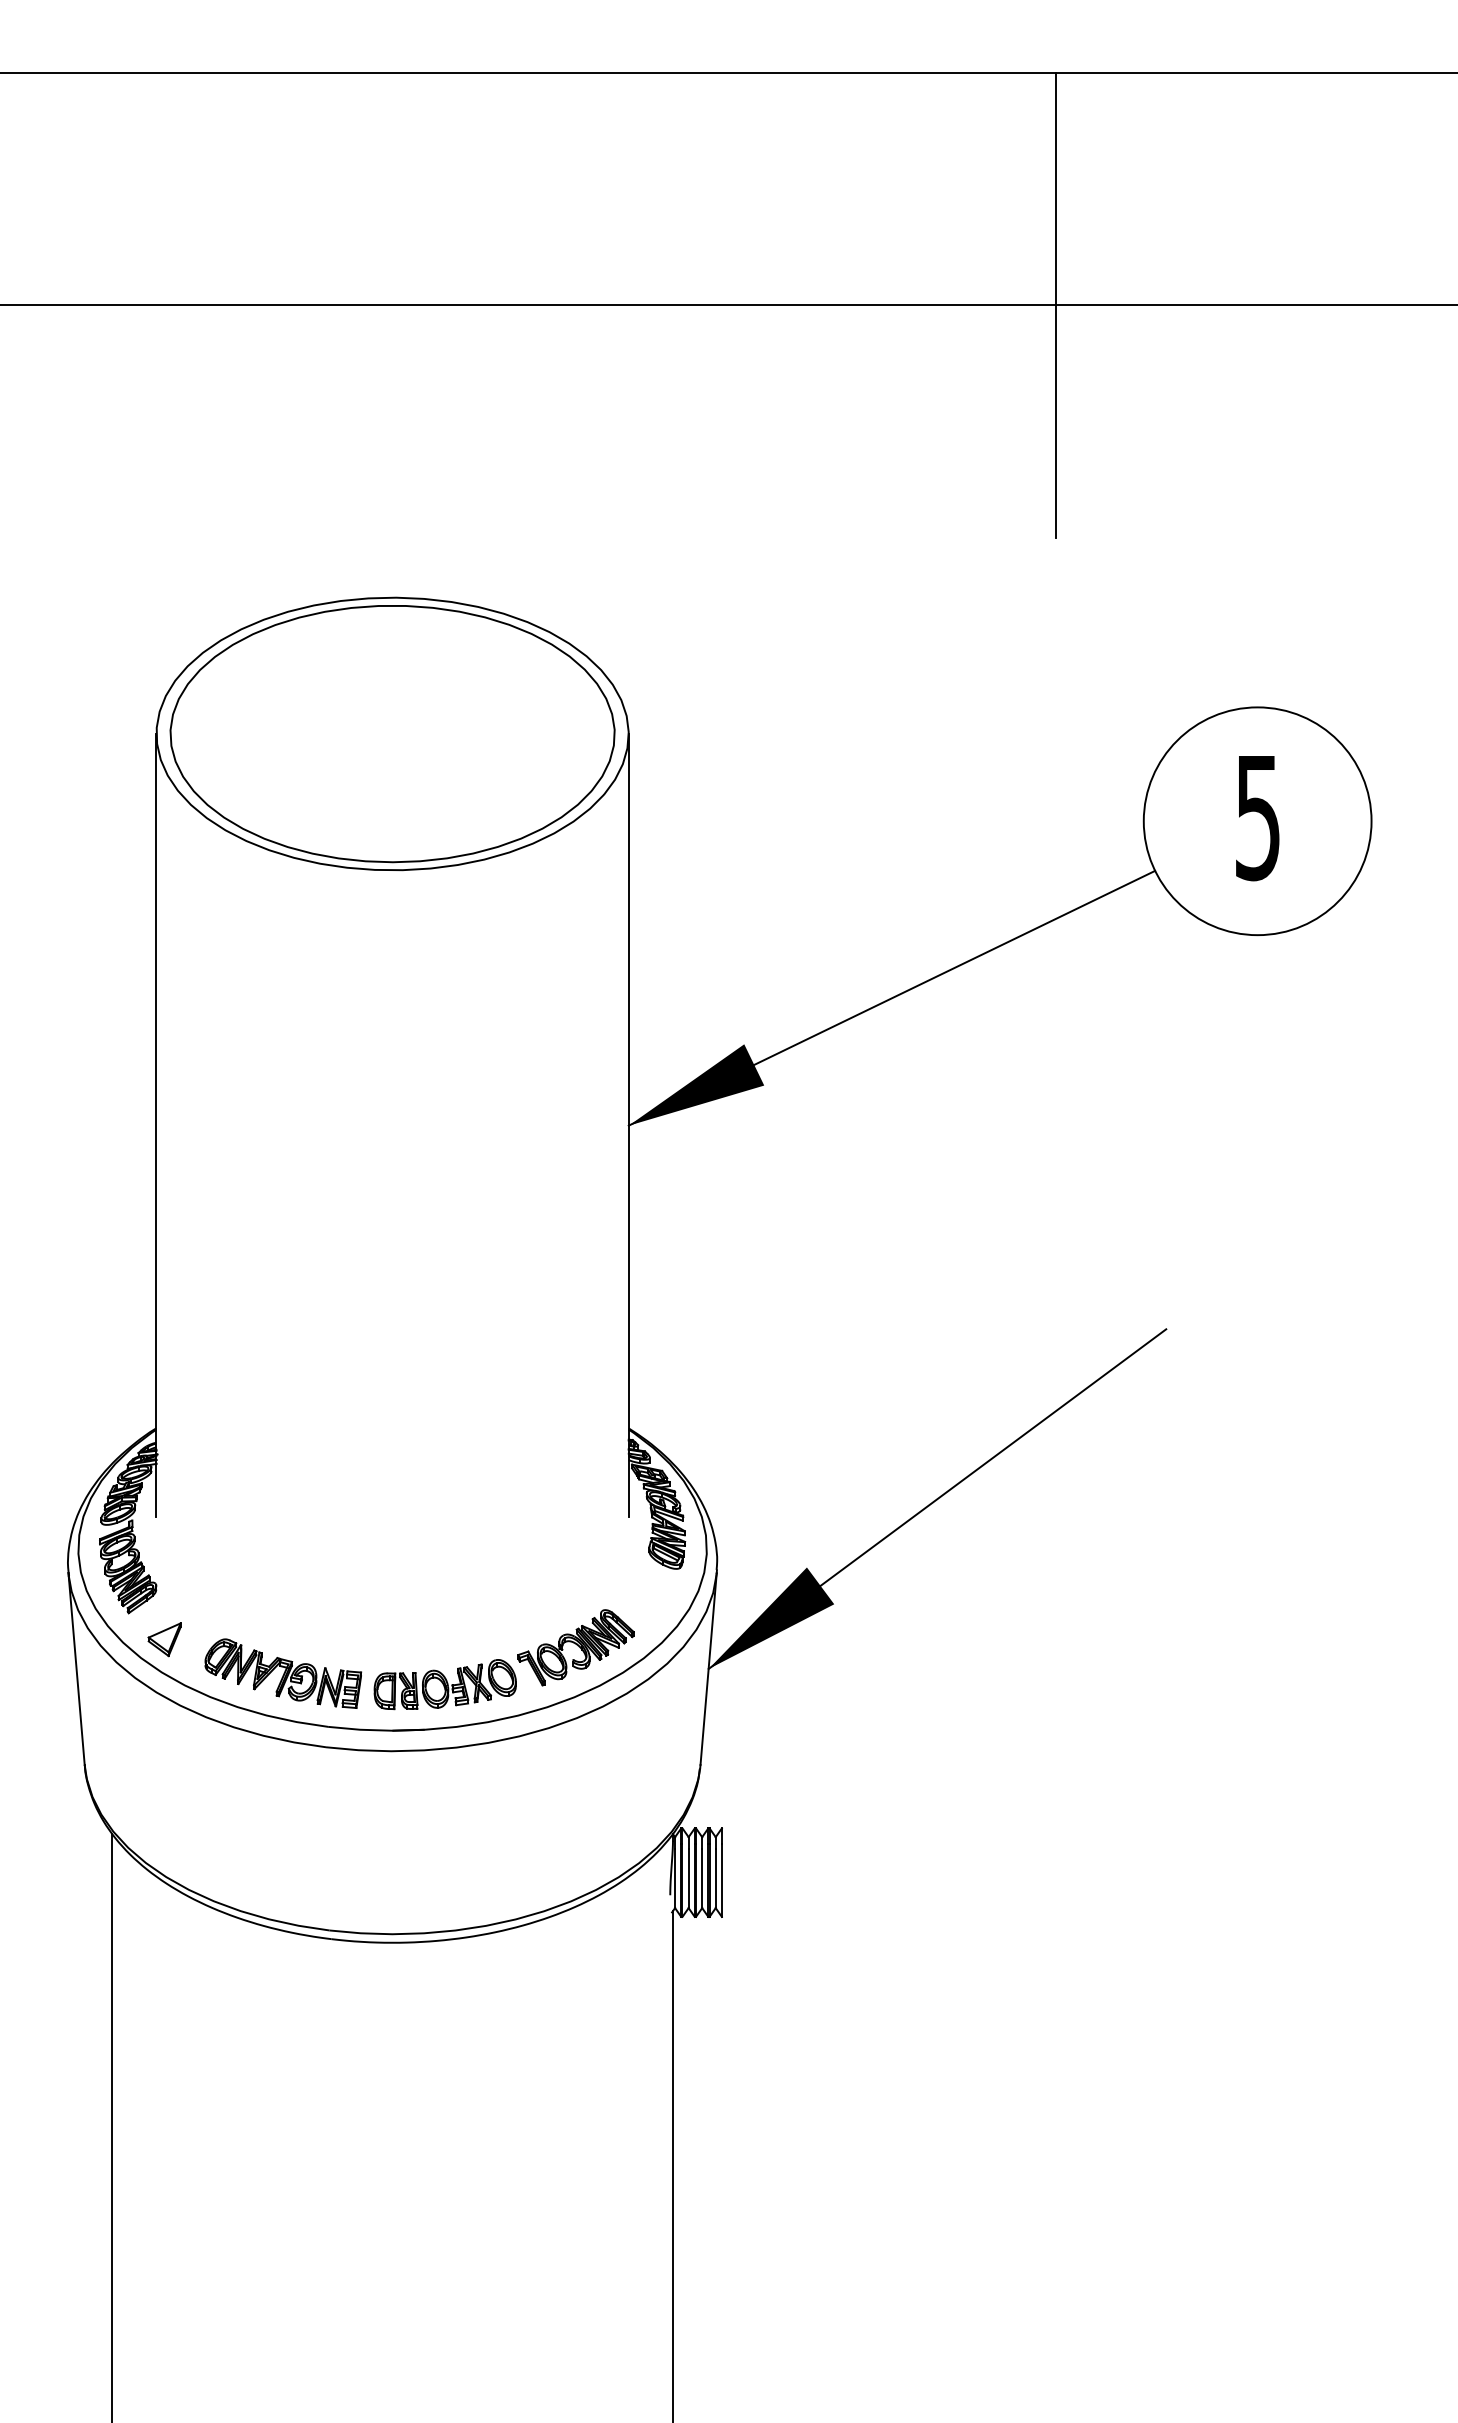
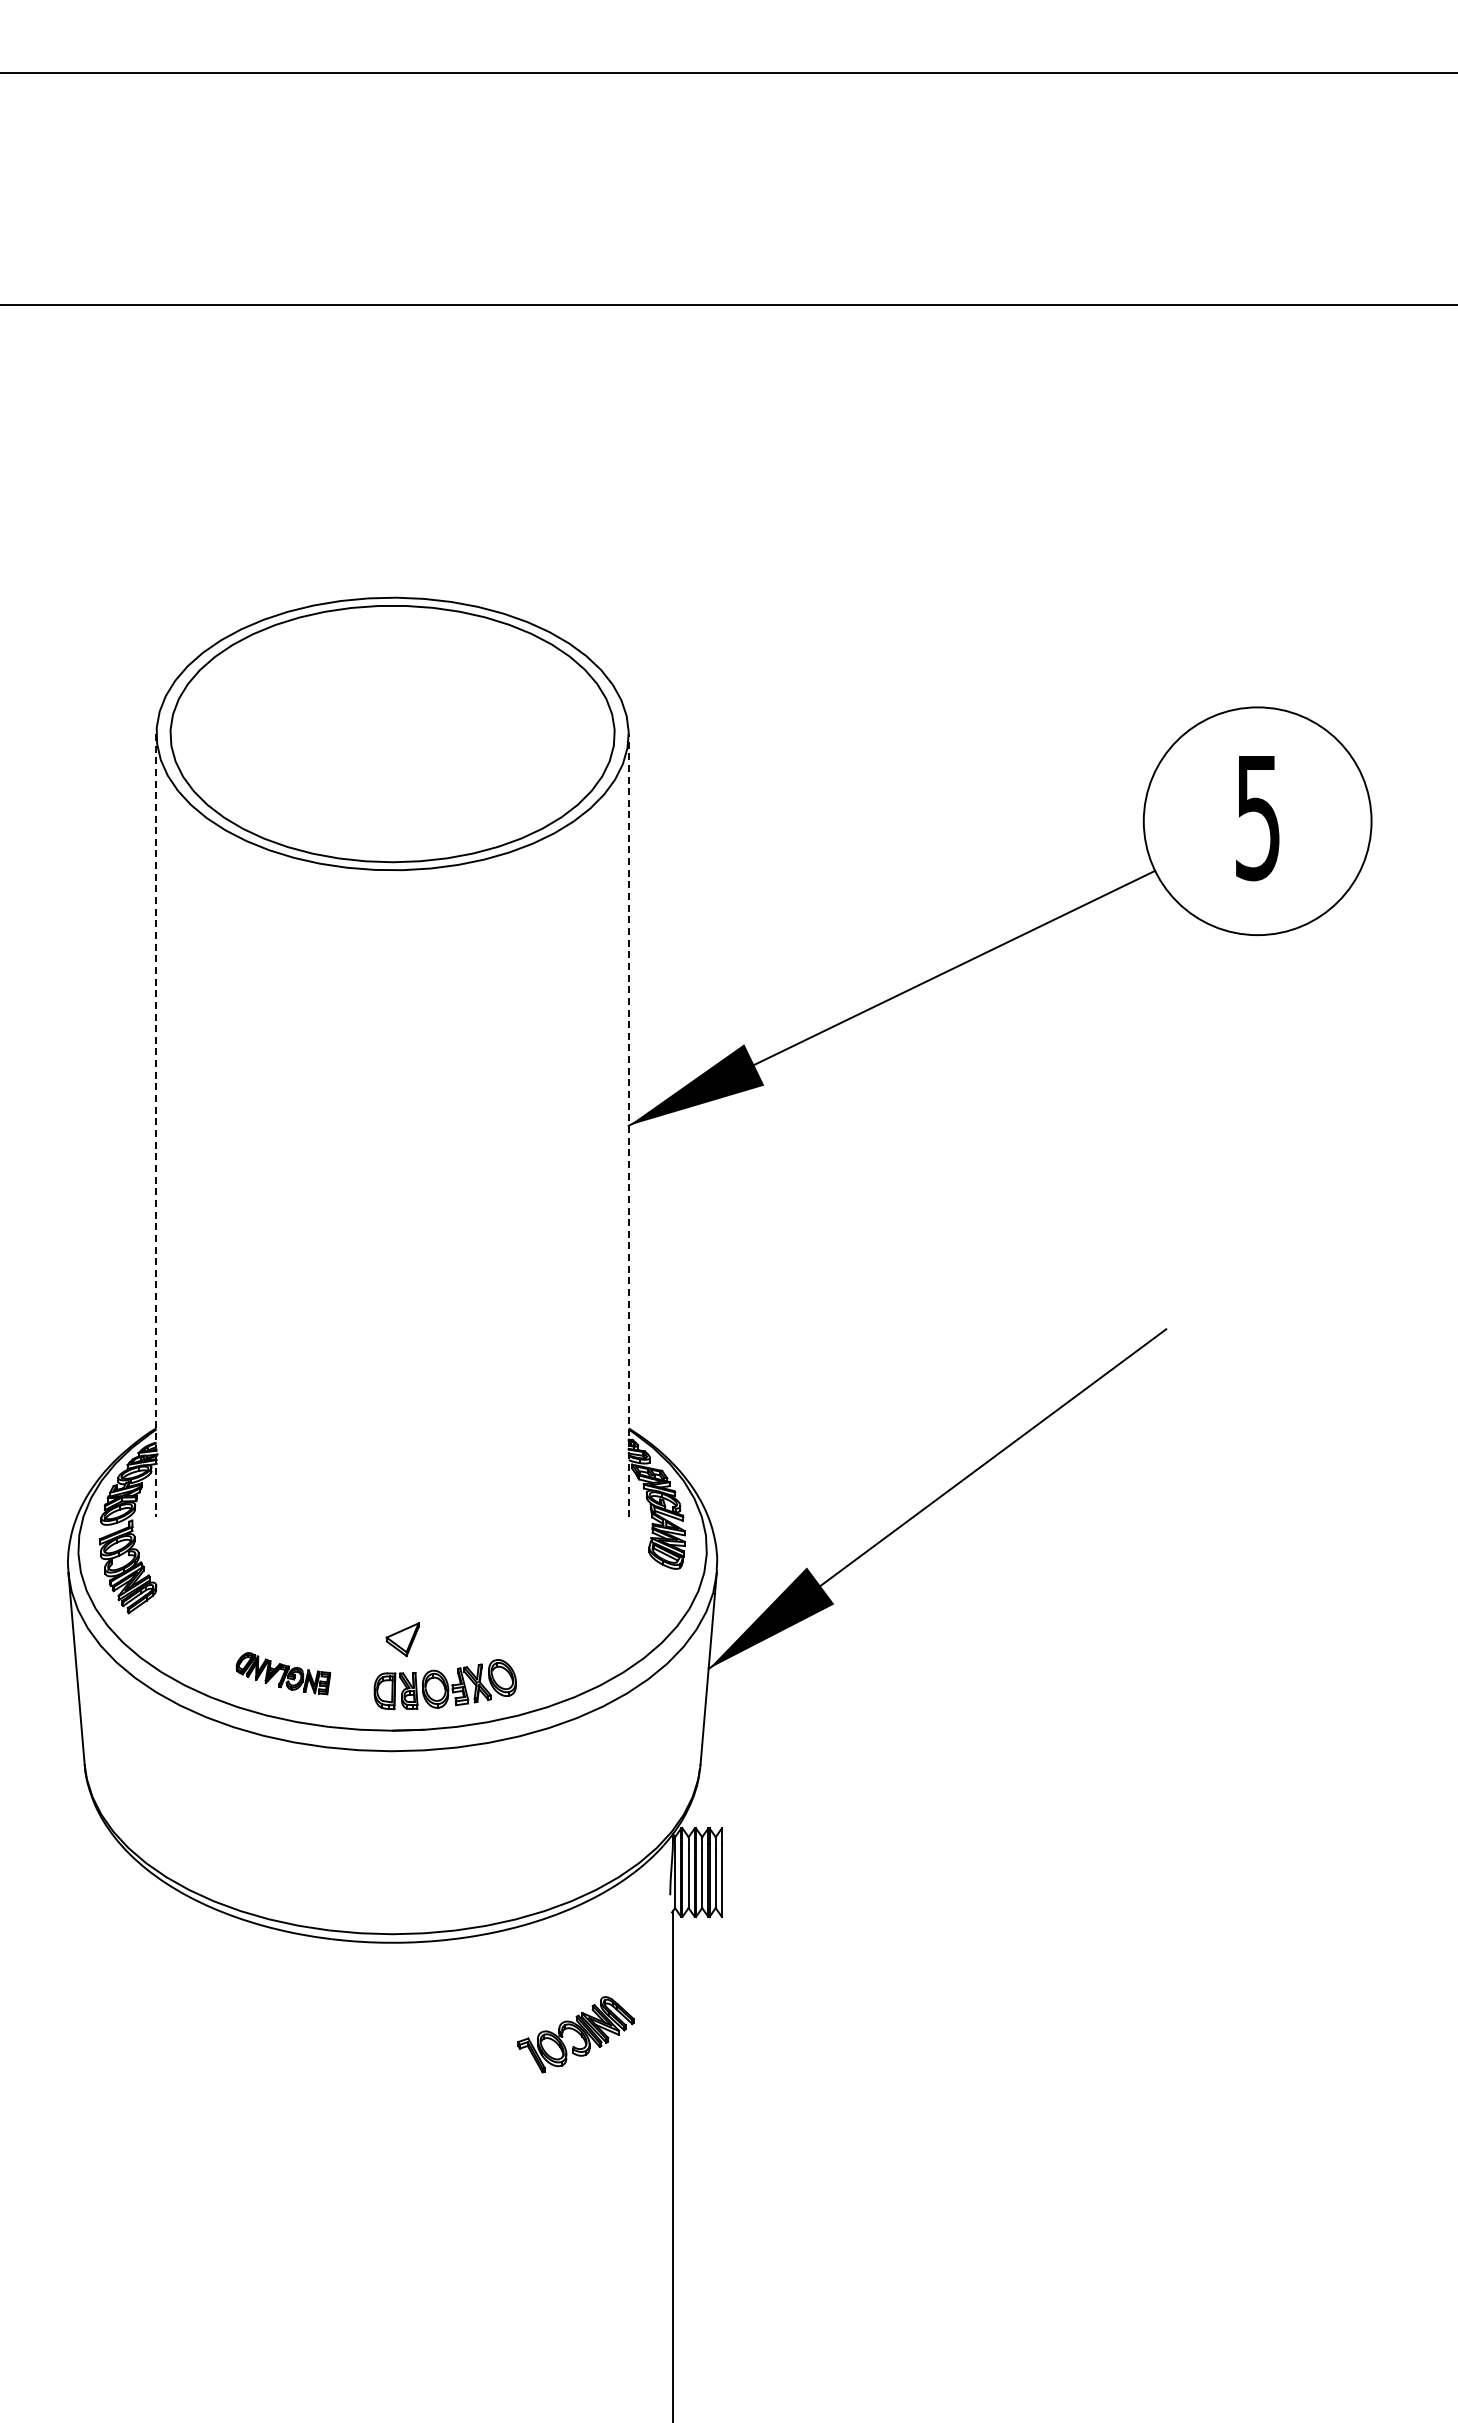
line: present -> none (1056, 304)
line: solid -> dashed (156, 1125)
line: solid -> dashed (628, 1125)
part position: (164, 1639) -> (402, 1639) (402, 1639)
part position: (575, 1647) -> (575, 2034) (575, 2034)
part size: 159x71 px -> 97x44 px (283, 1673)
line: present -> none (112, 2126)
